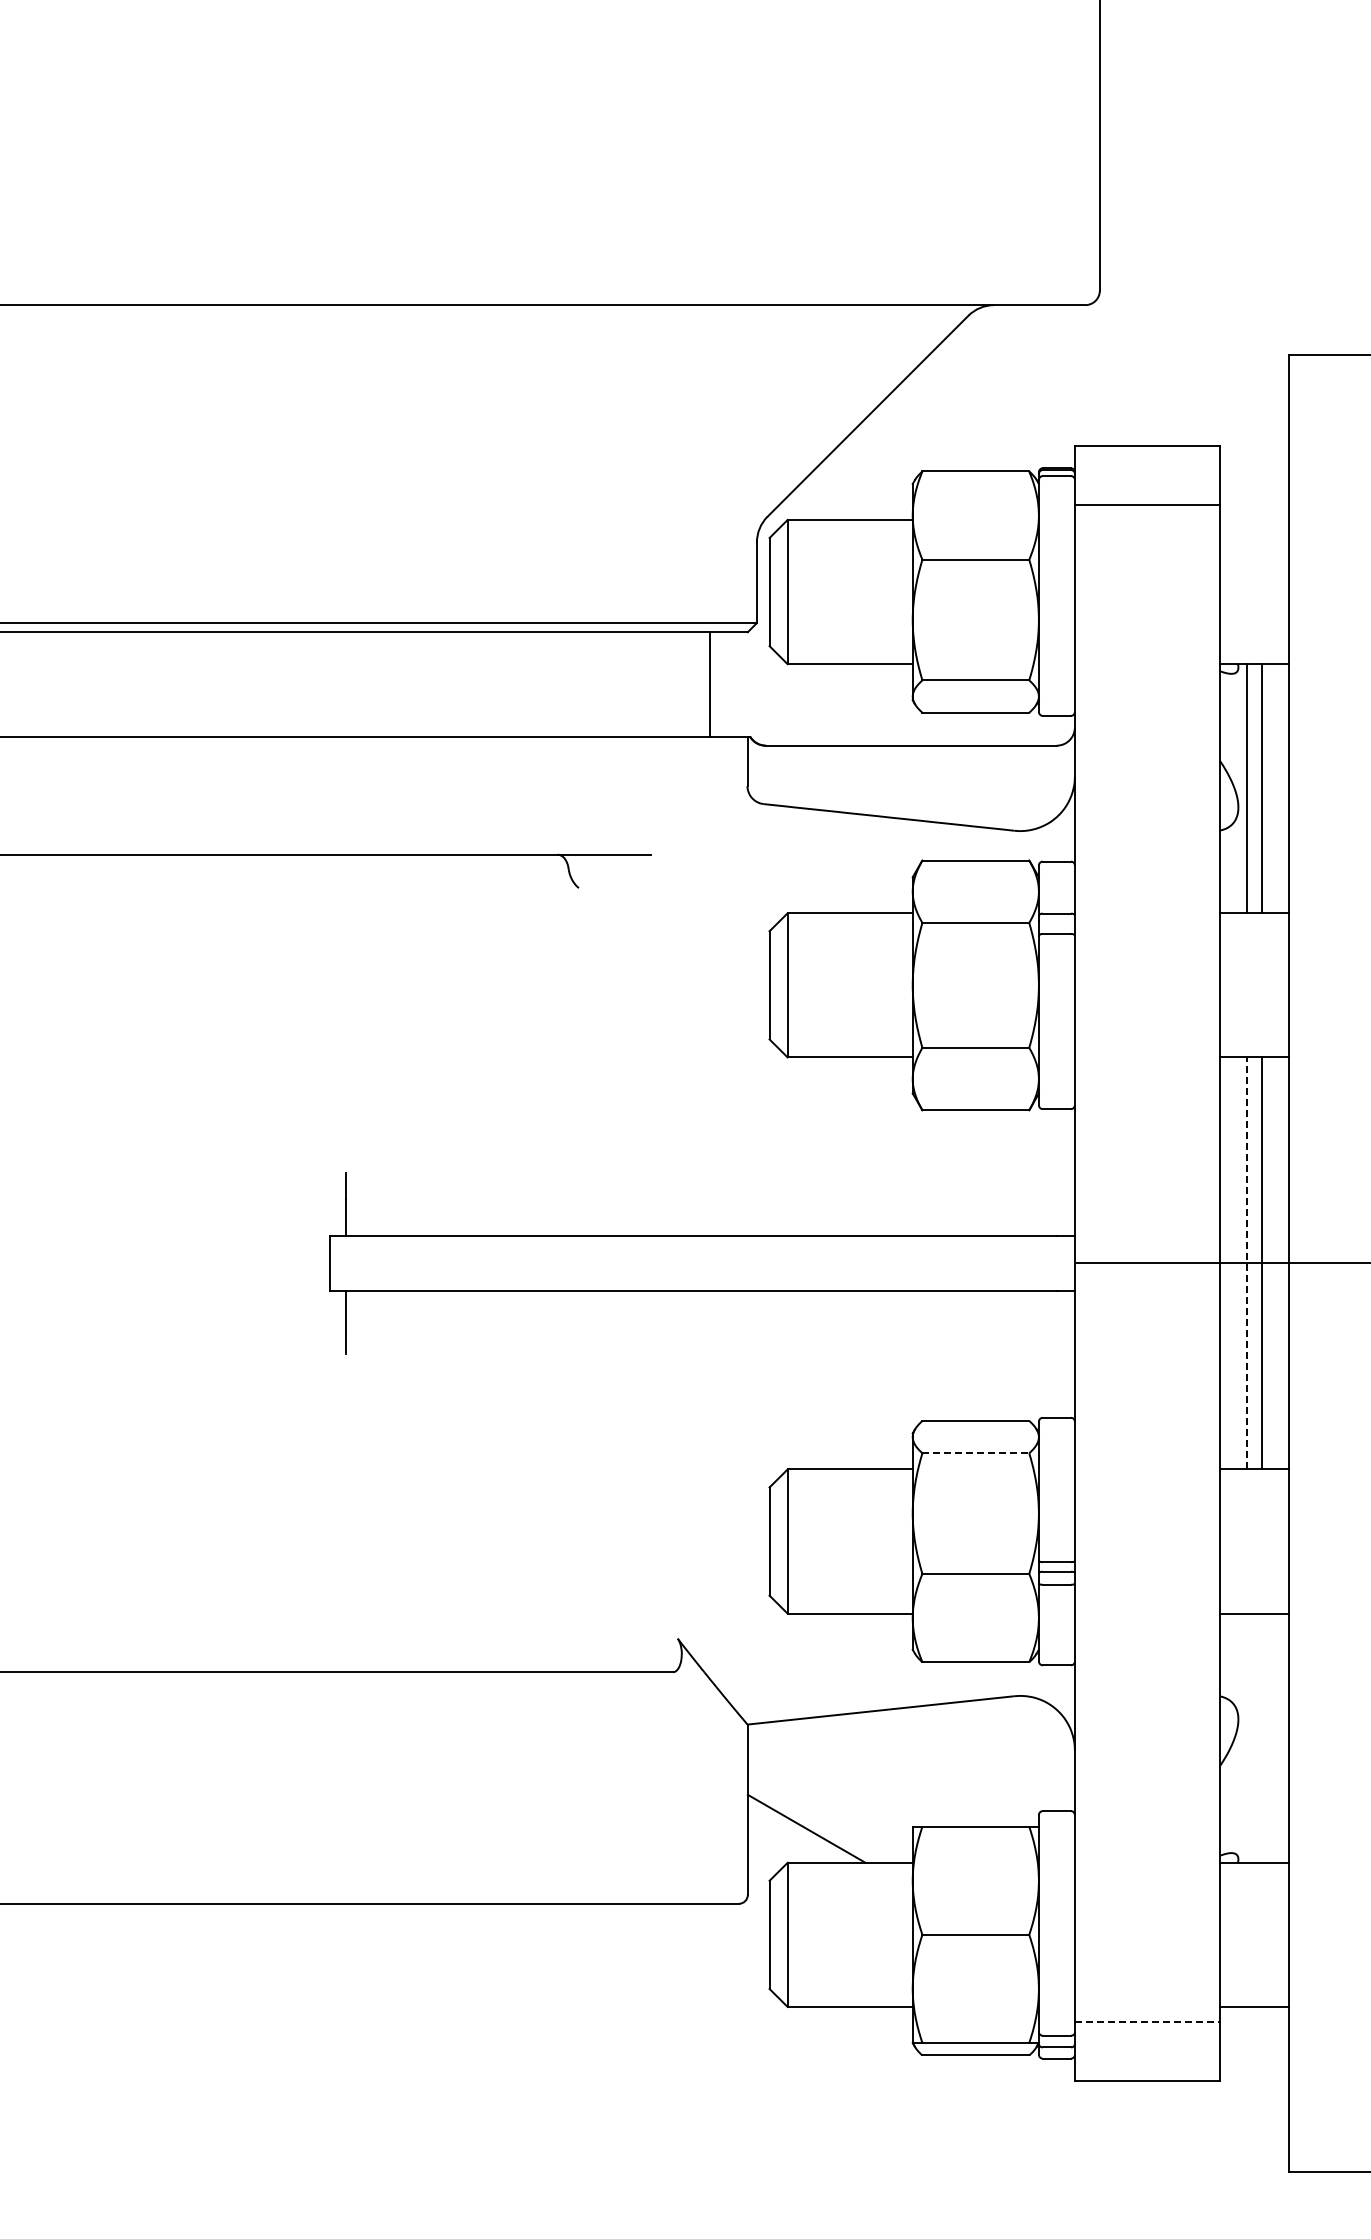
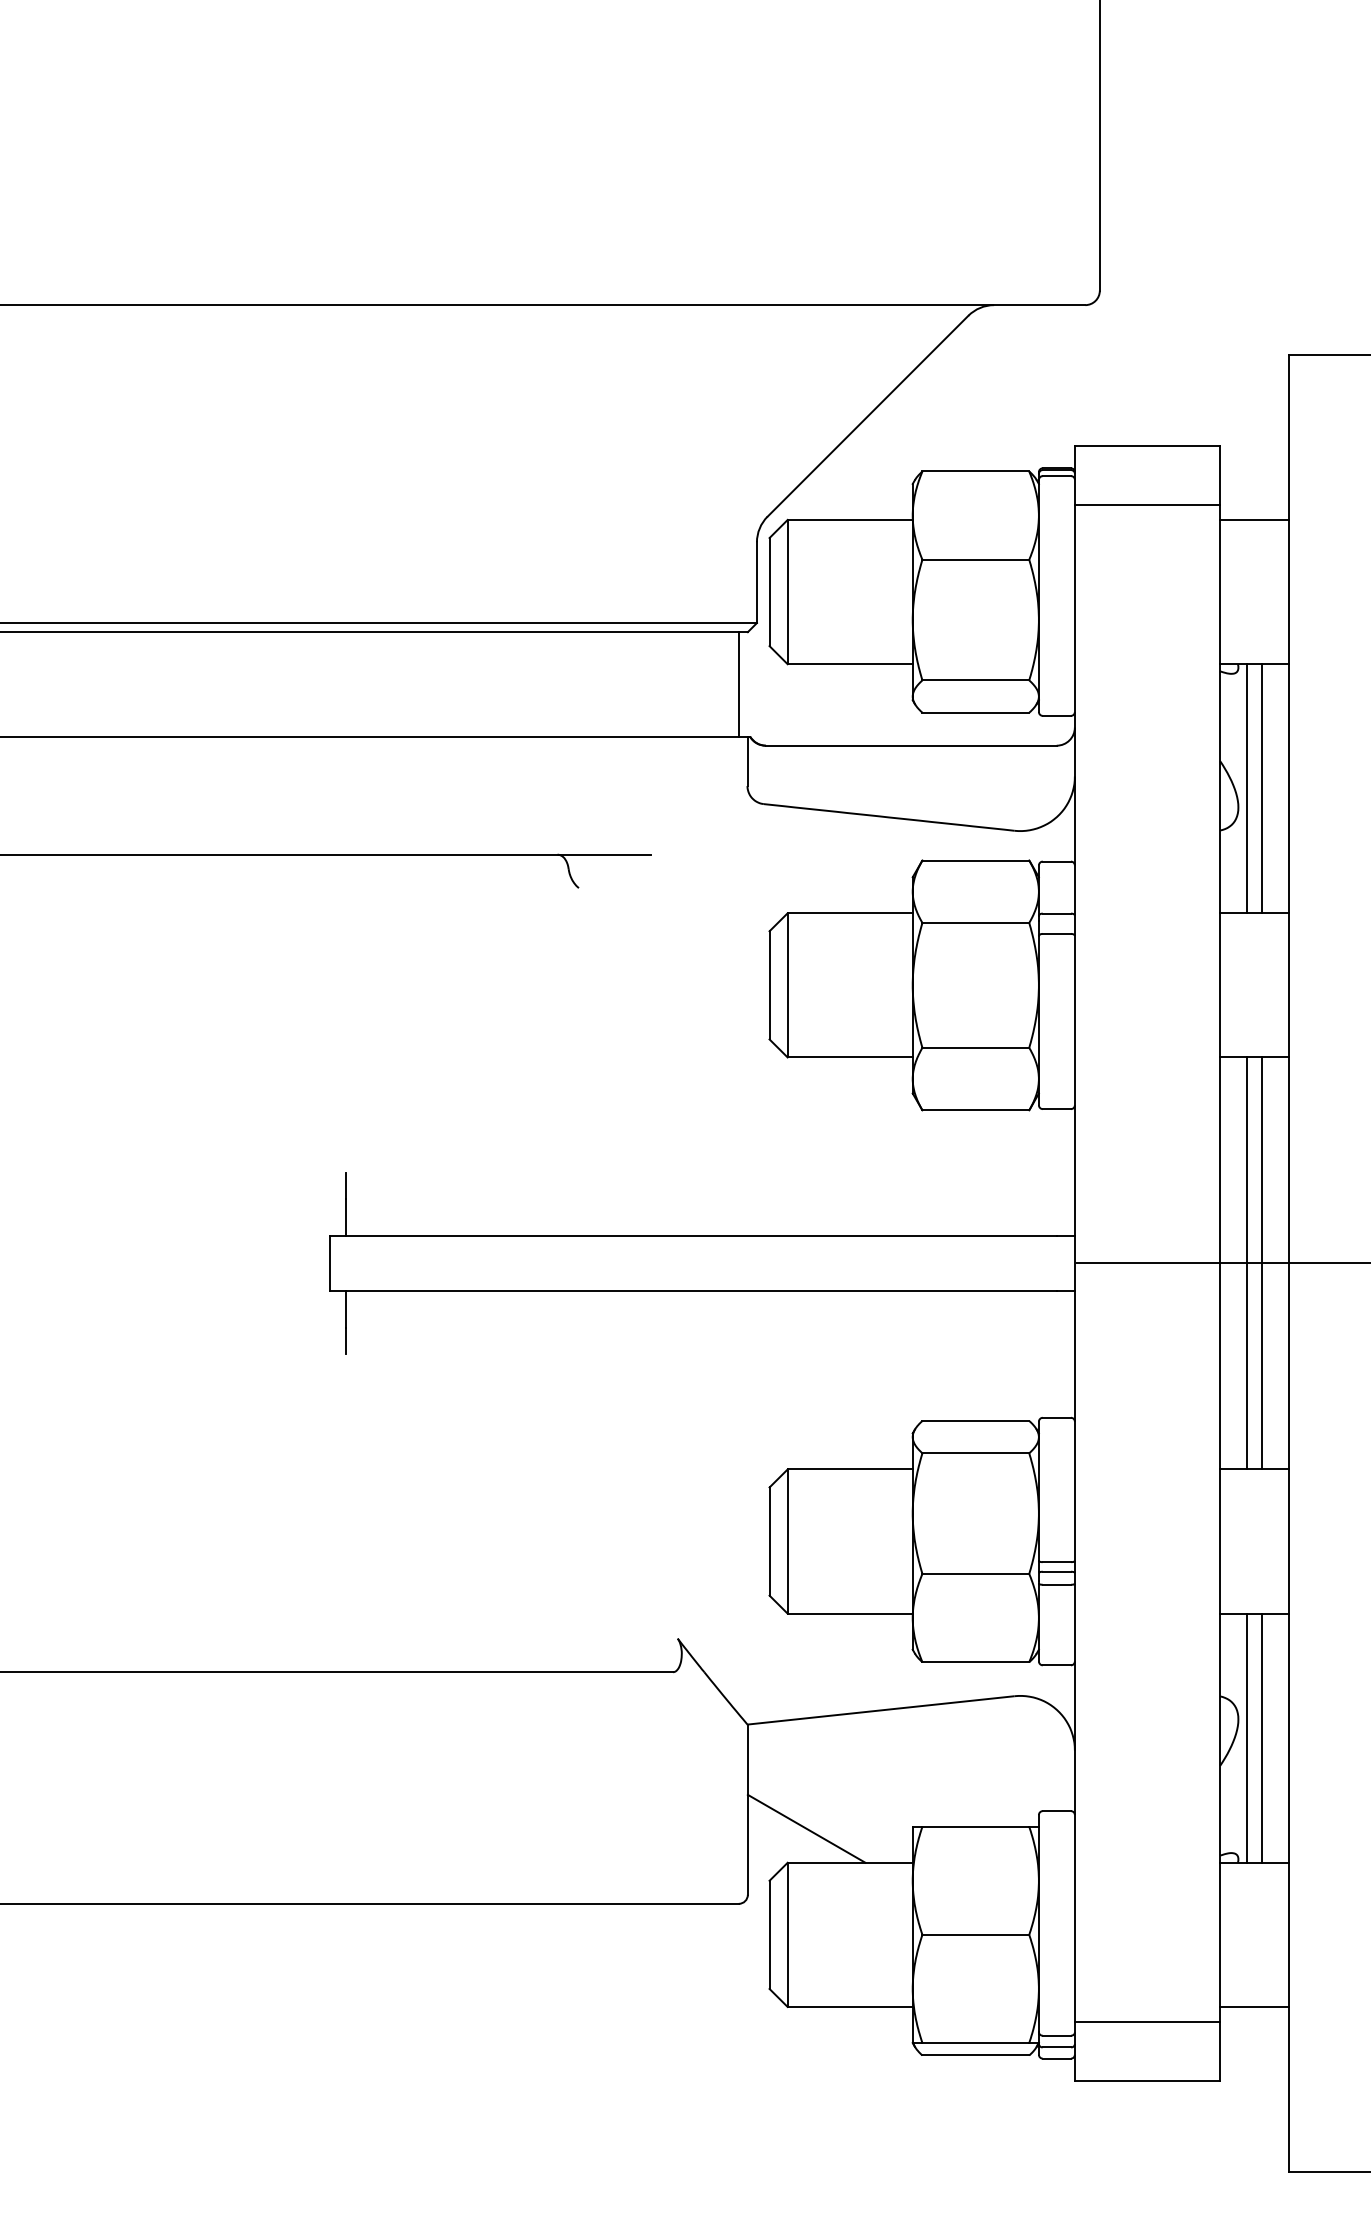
line: none -> present (1254, 519)
line position: (709, 684) -> (738, 684) (738, 684)
line: dashed -> solid (1247, 1262)
line: dashed -> solid (976, 1453)
line: none -> present (1247, 1737)
line: none -> present (1261, 1737)
line: dashed -> solid (1147, 2022)
